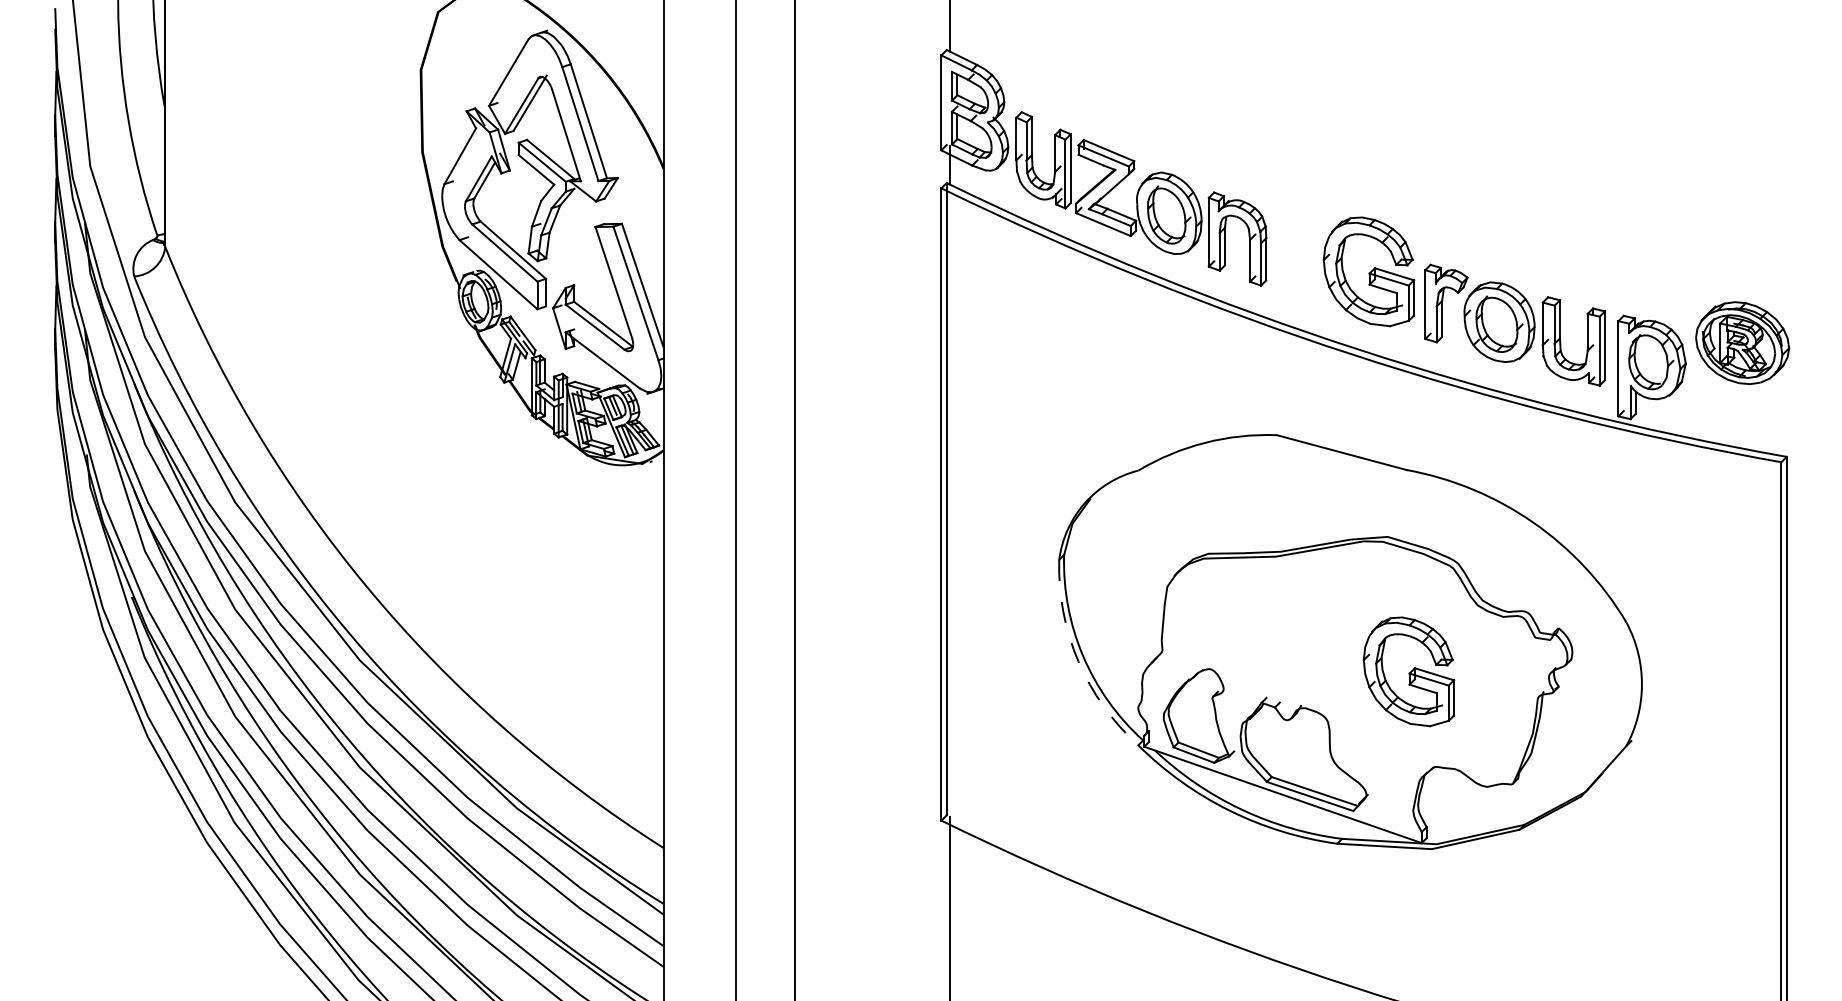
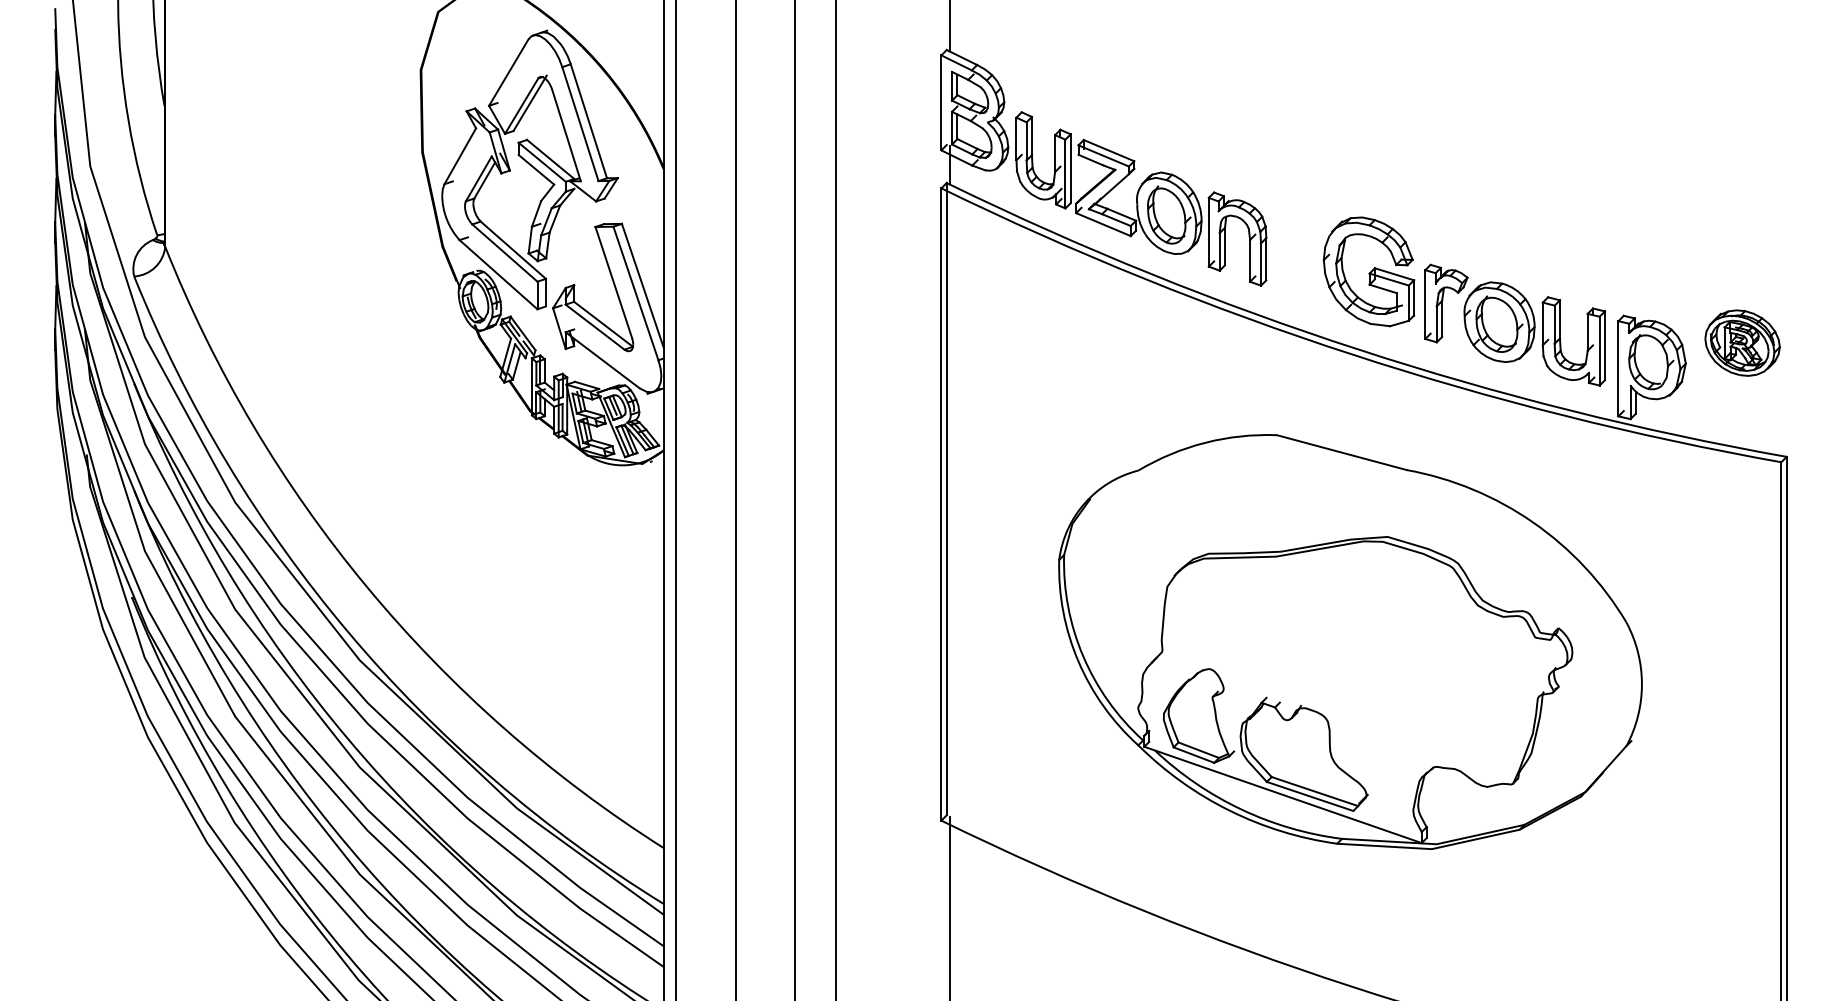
part size: 96x84 px -> 77x68 px (1742, 342)
line: none -> present (676, 499)
line: none -> present (836, 499)
arc: dashed -> solid (1078, 661)
part: present -> none (1408, 671)
